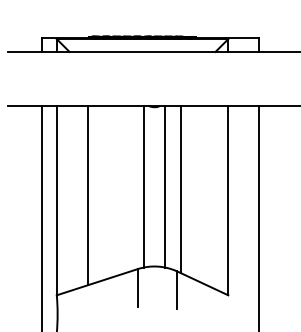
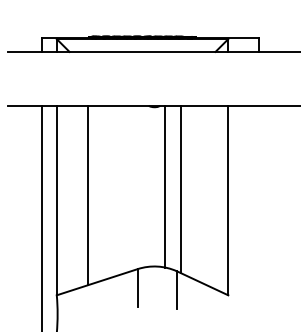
line: present -> none (143, 186)
line: present -> none (258, 216)
